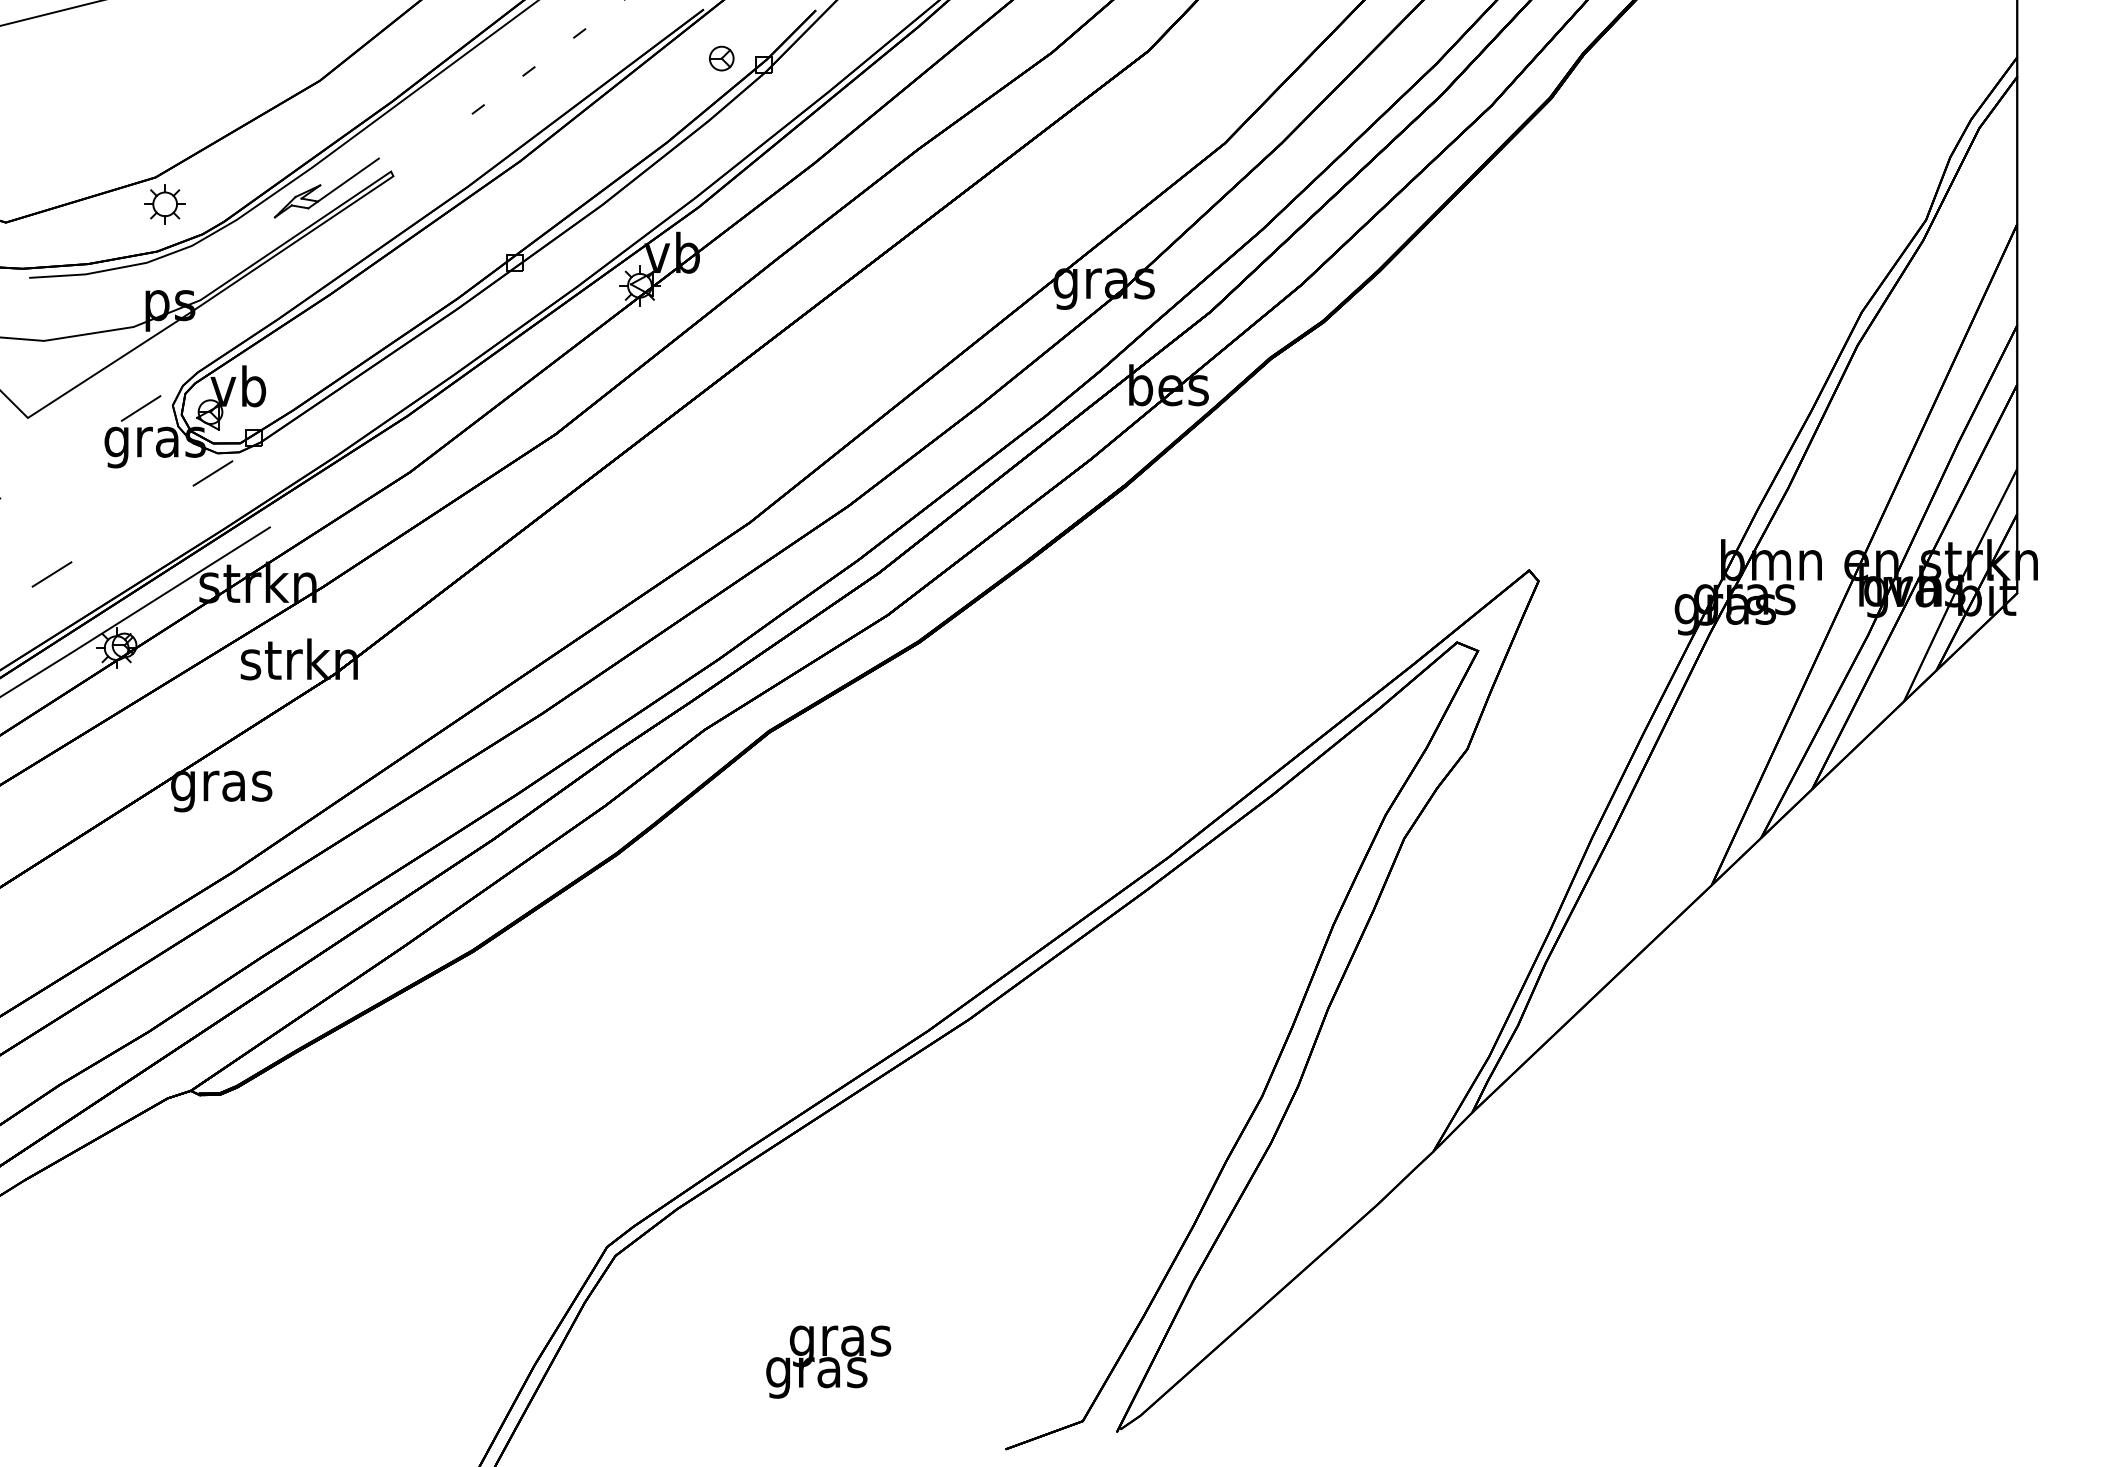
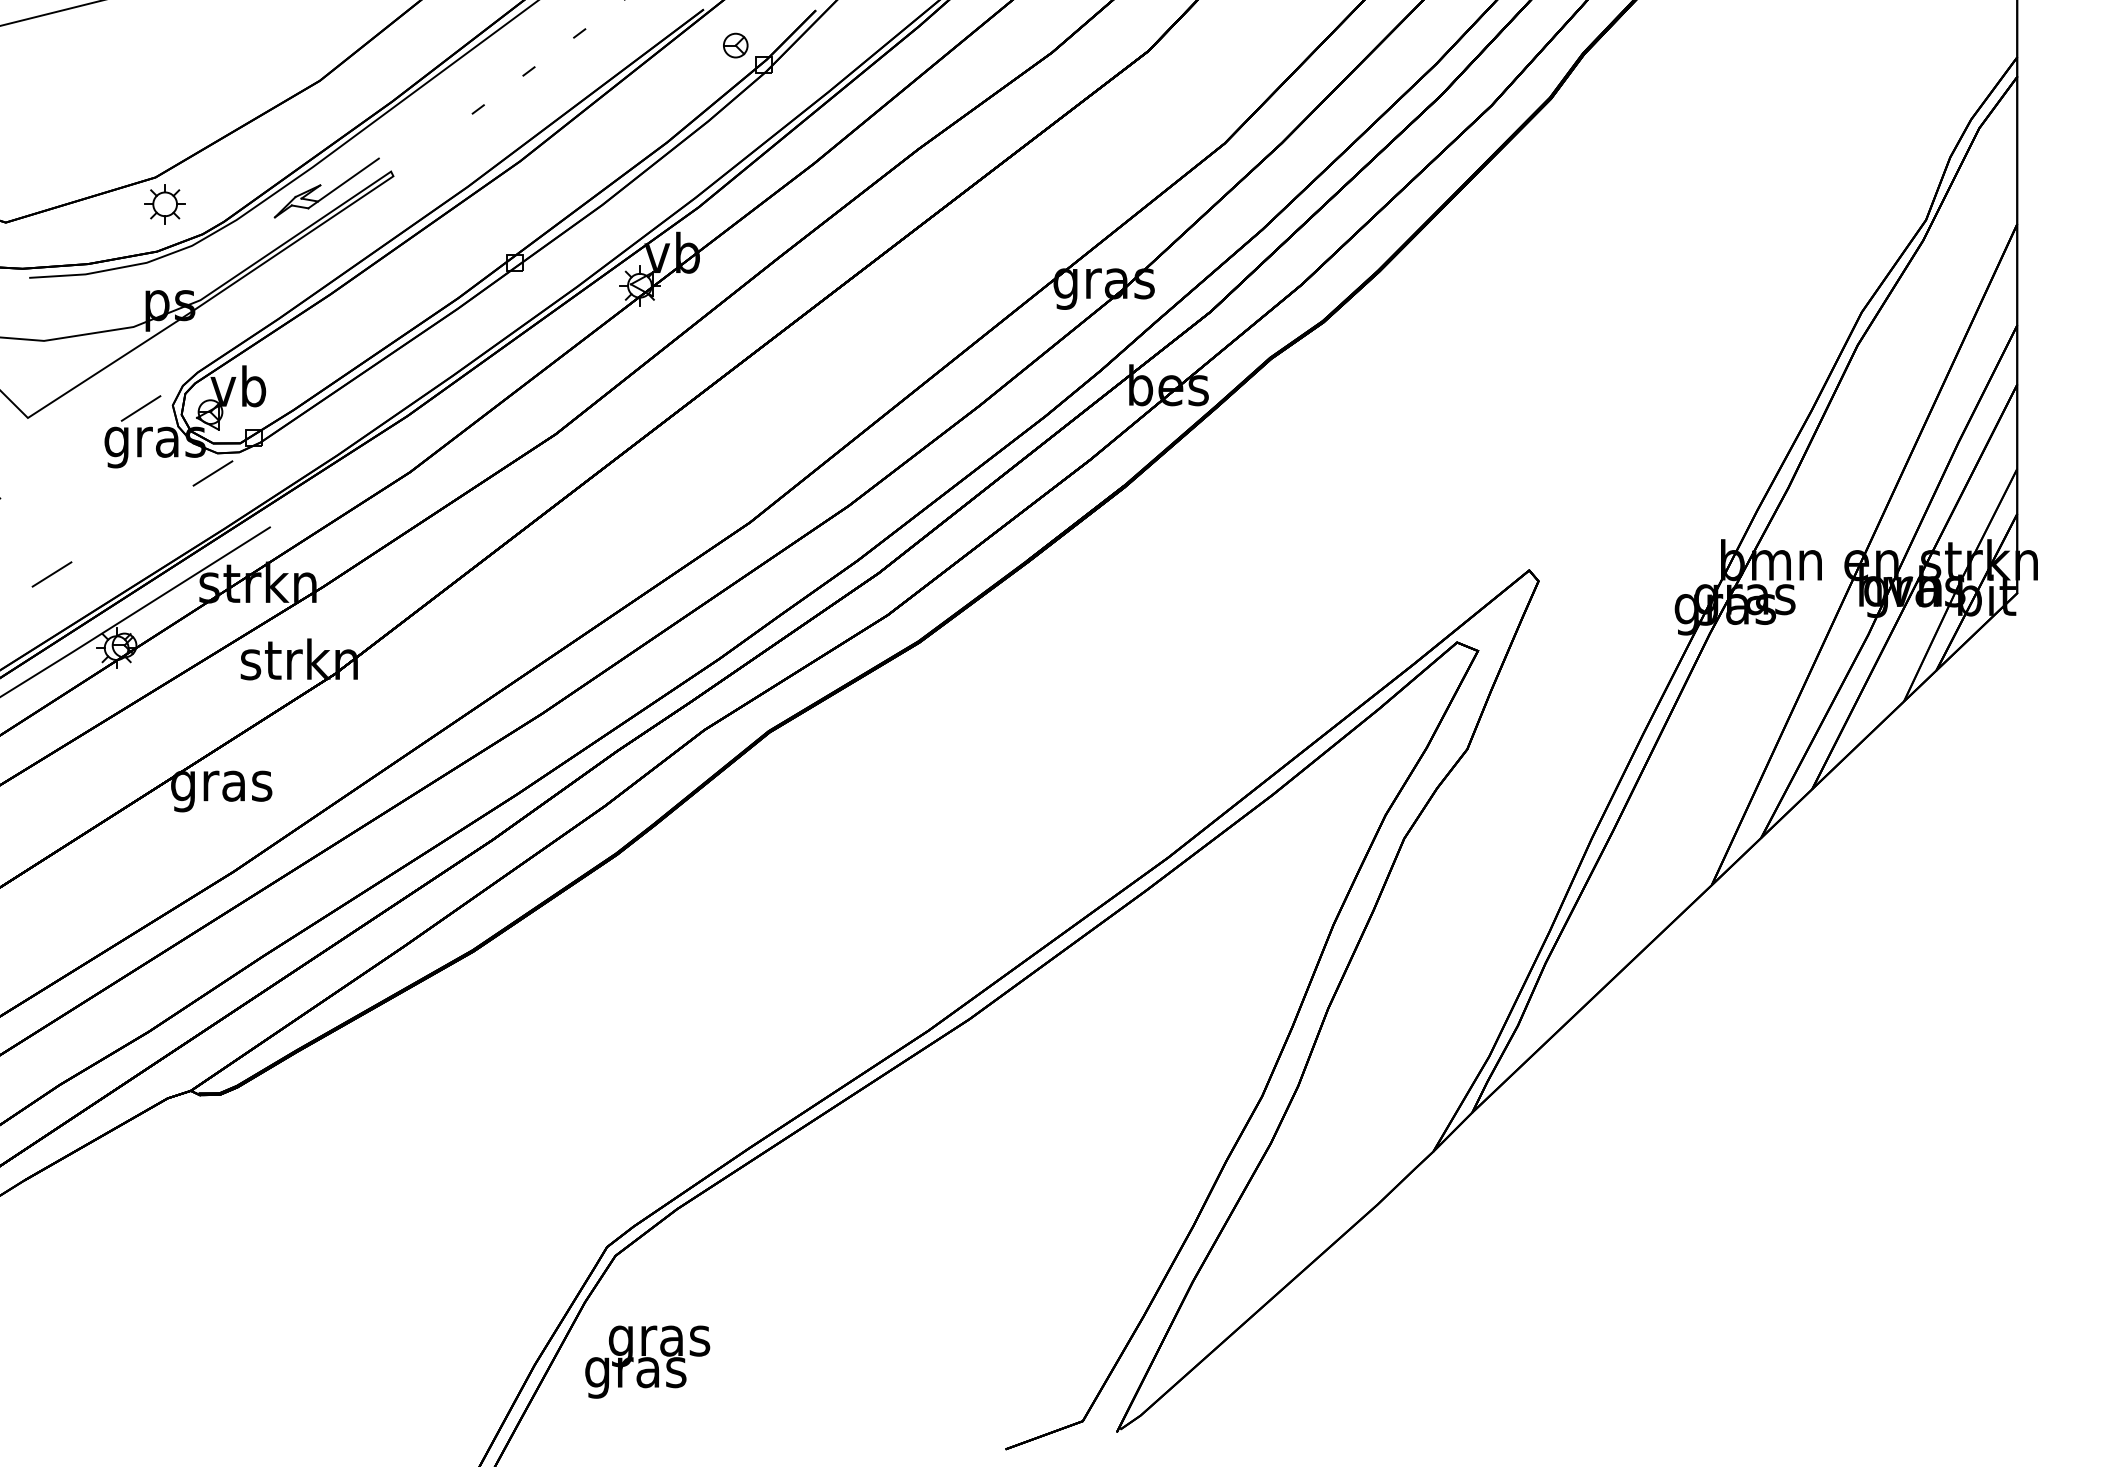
part position: (721, 58) -> (735, 45) (735, 45)
text position: (828, 1361) -> (647, 1361) (647, 1361)
